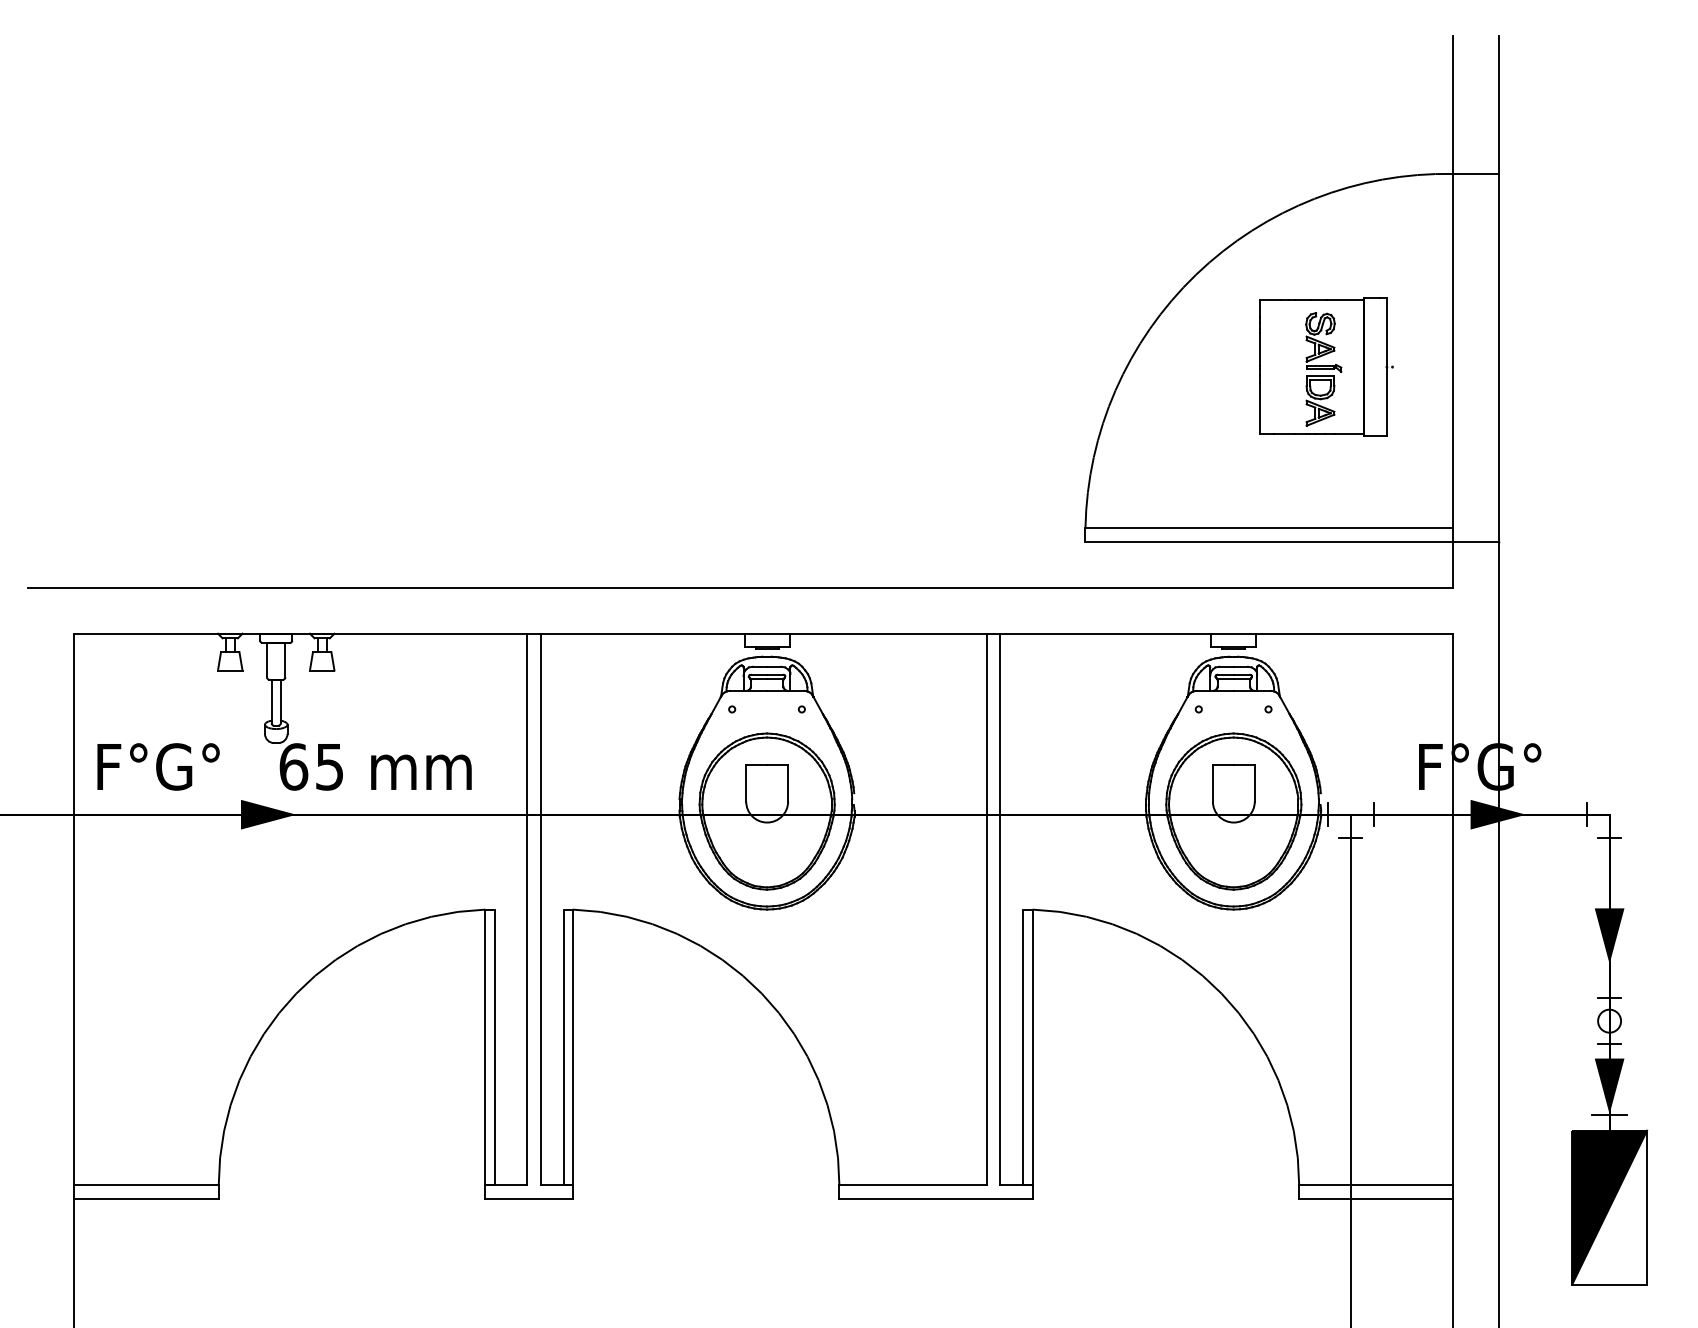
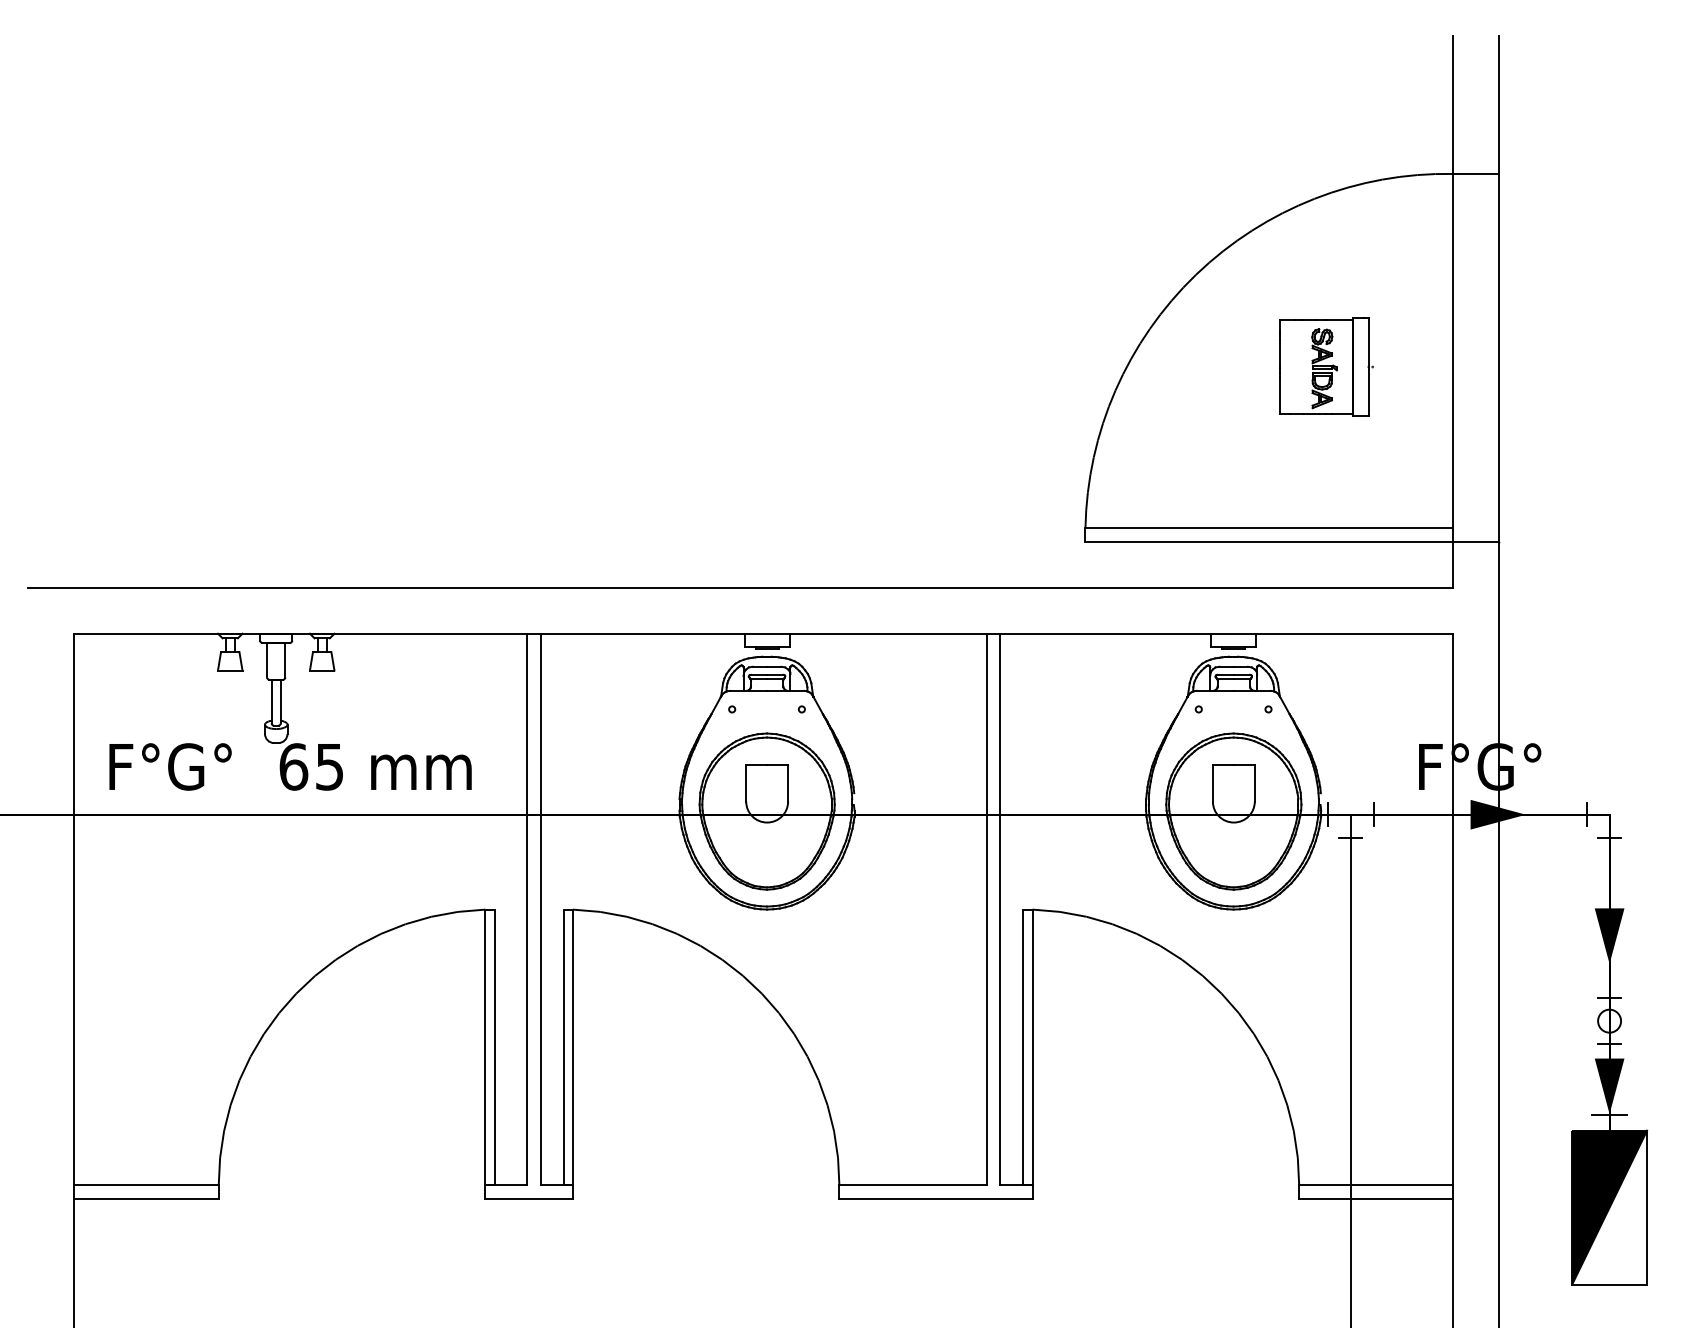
part size: 135x140 px -> 95x100 px (1326, 366)
text position: (158, 766) -> (170, 766) (170, 766)
fill: present -> none (268, 814)
